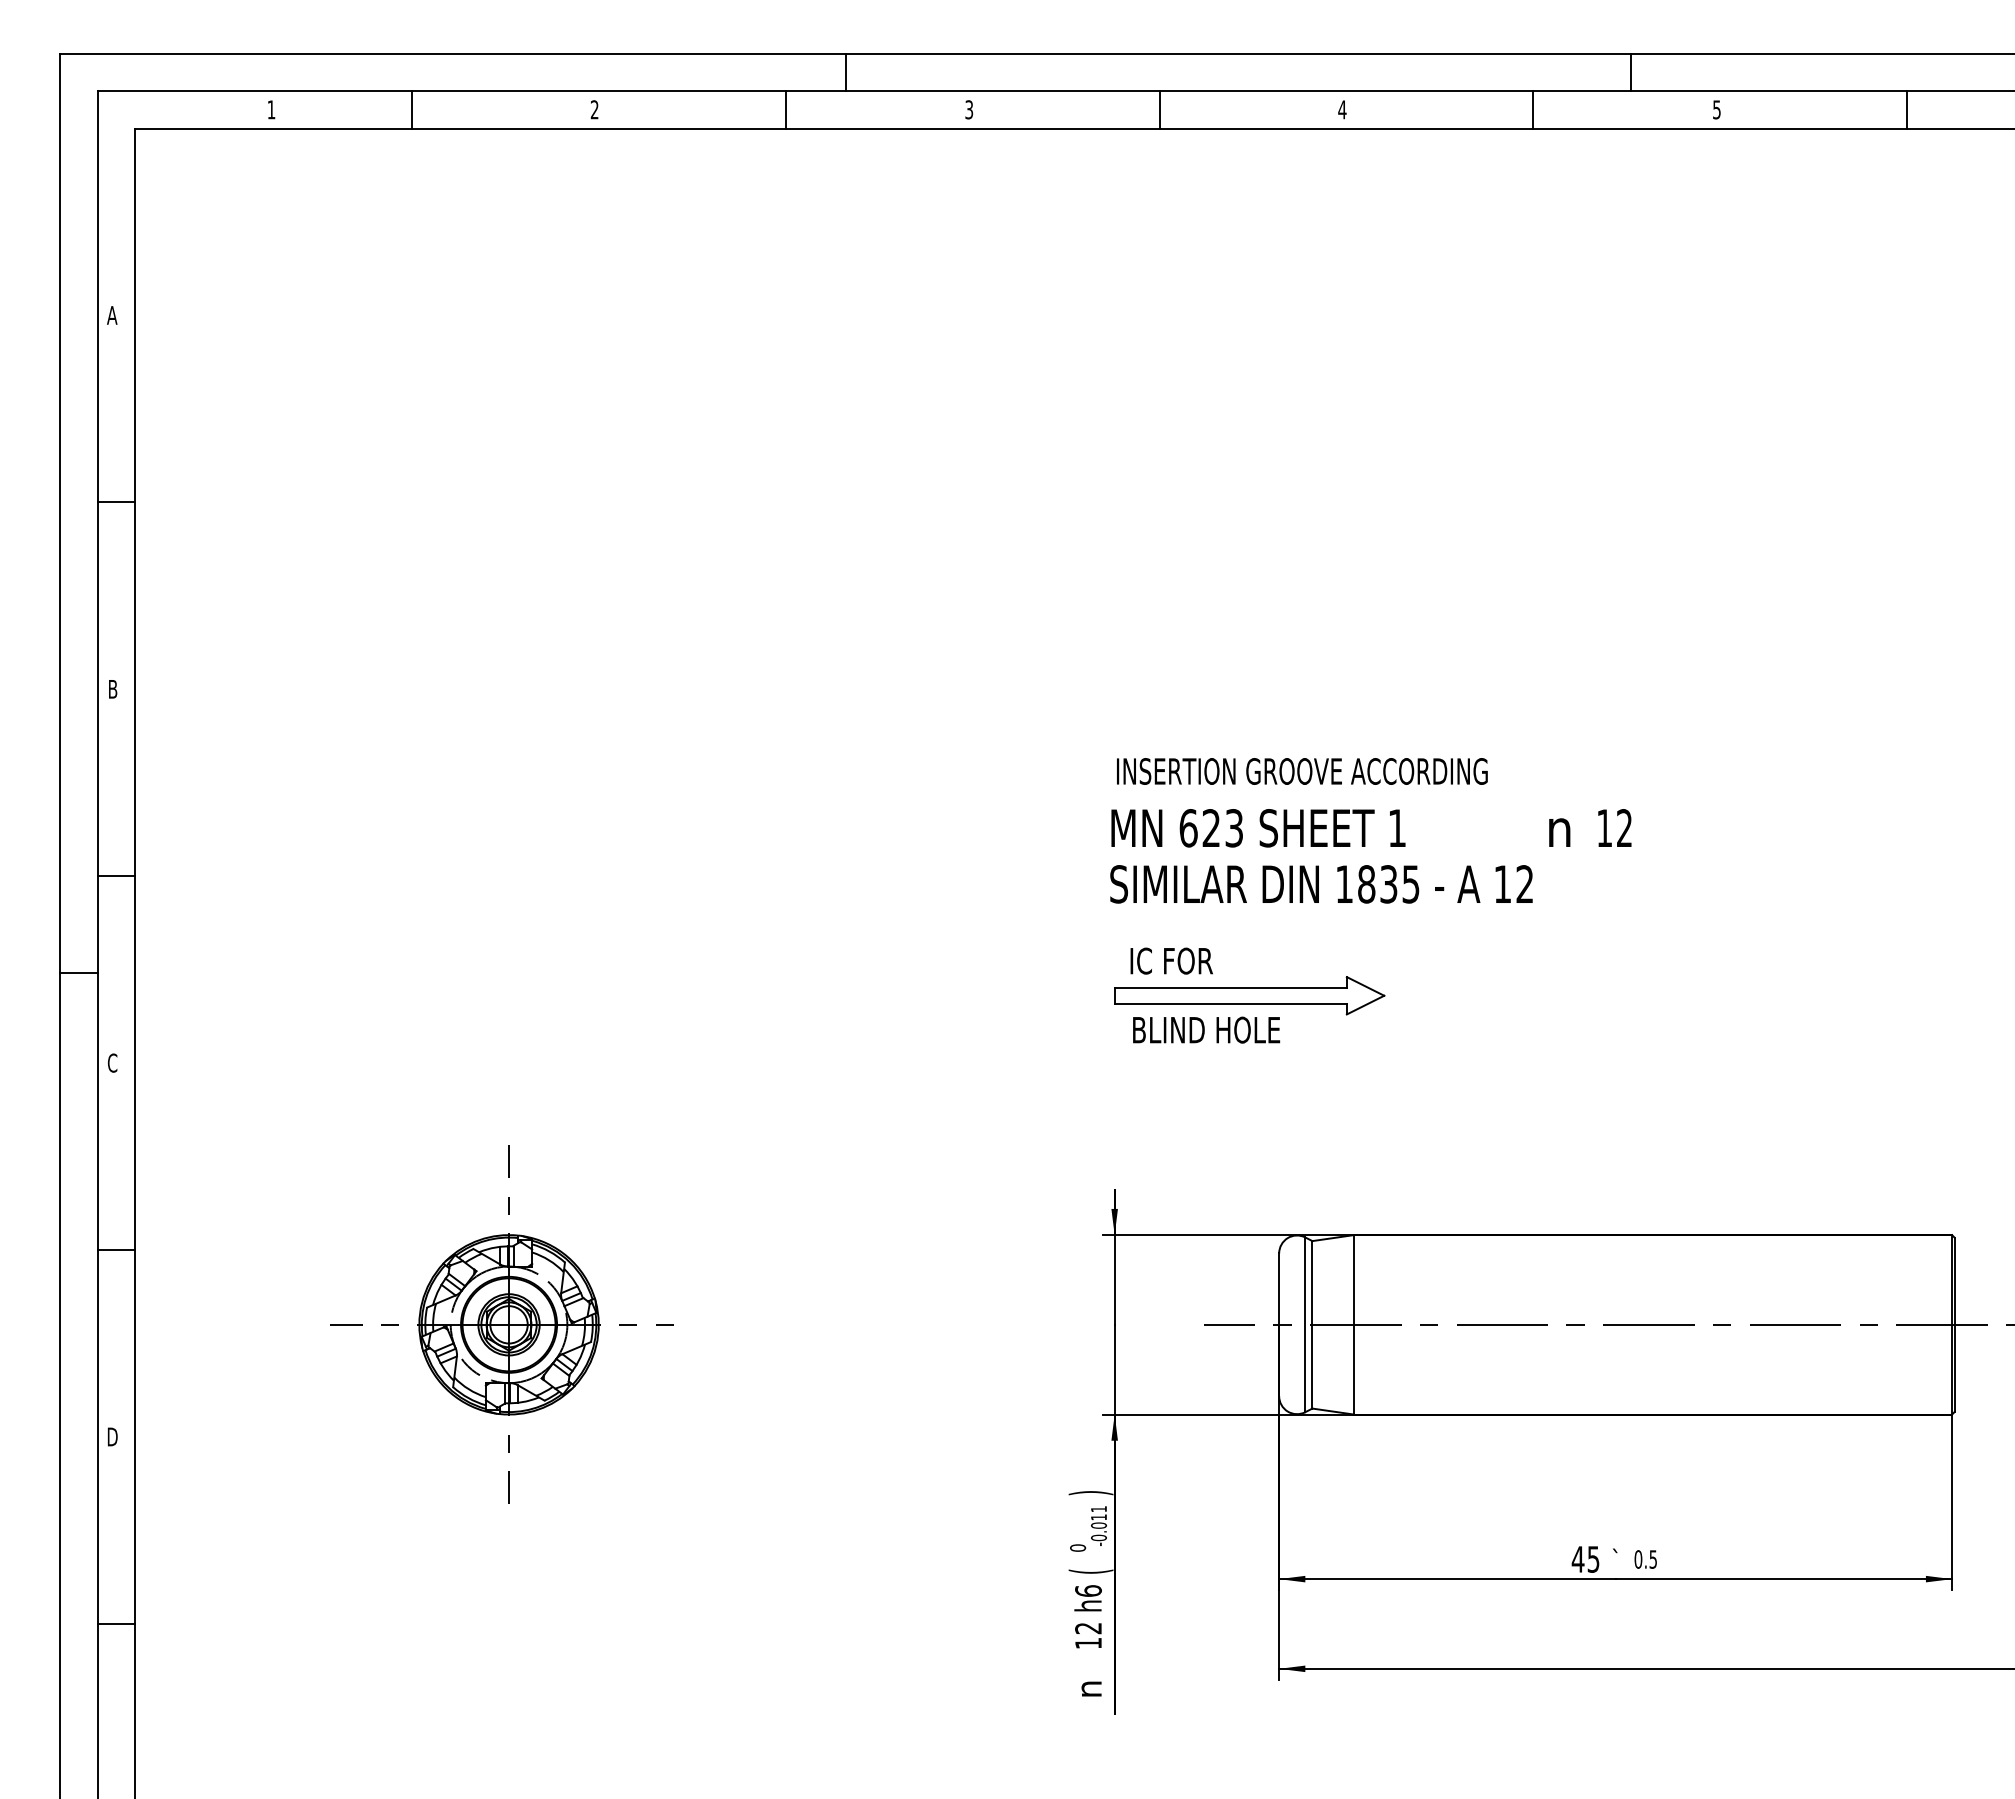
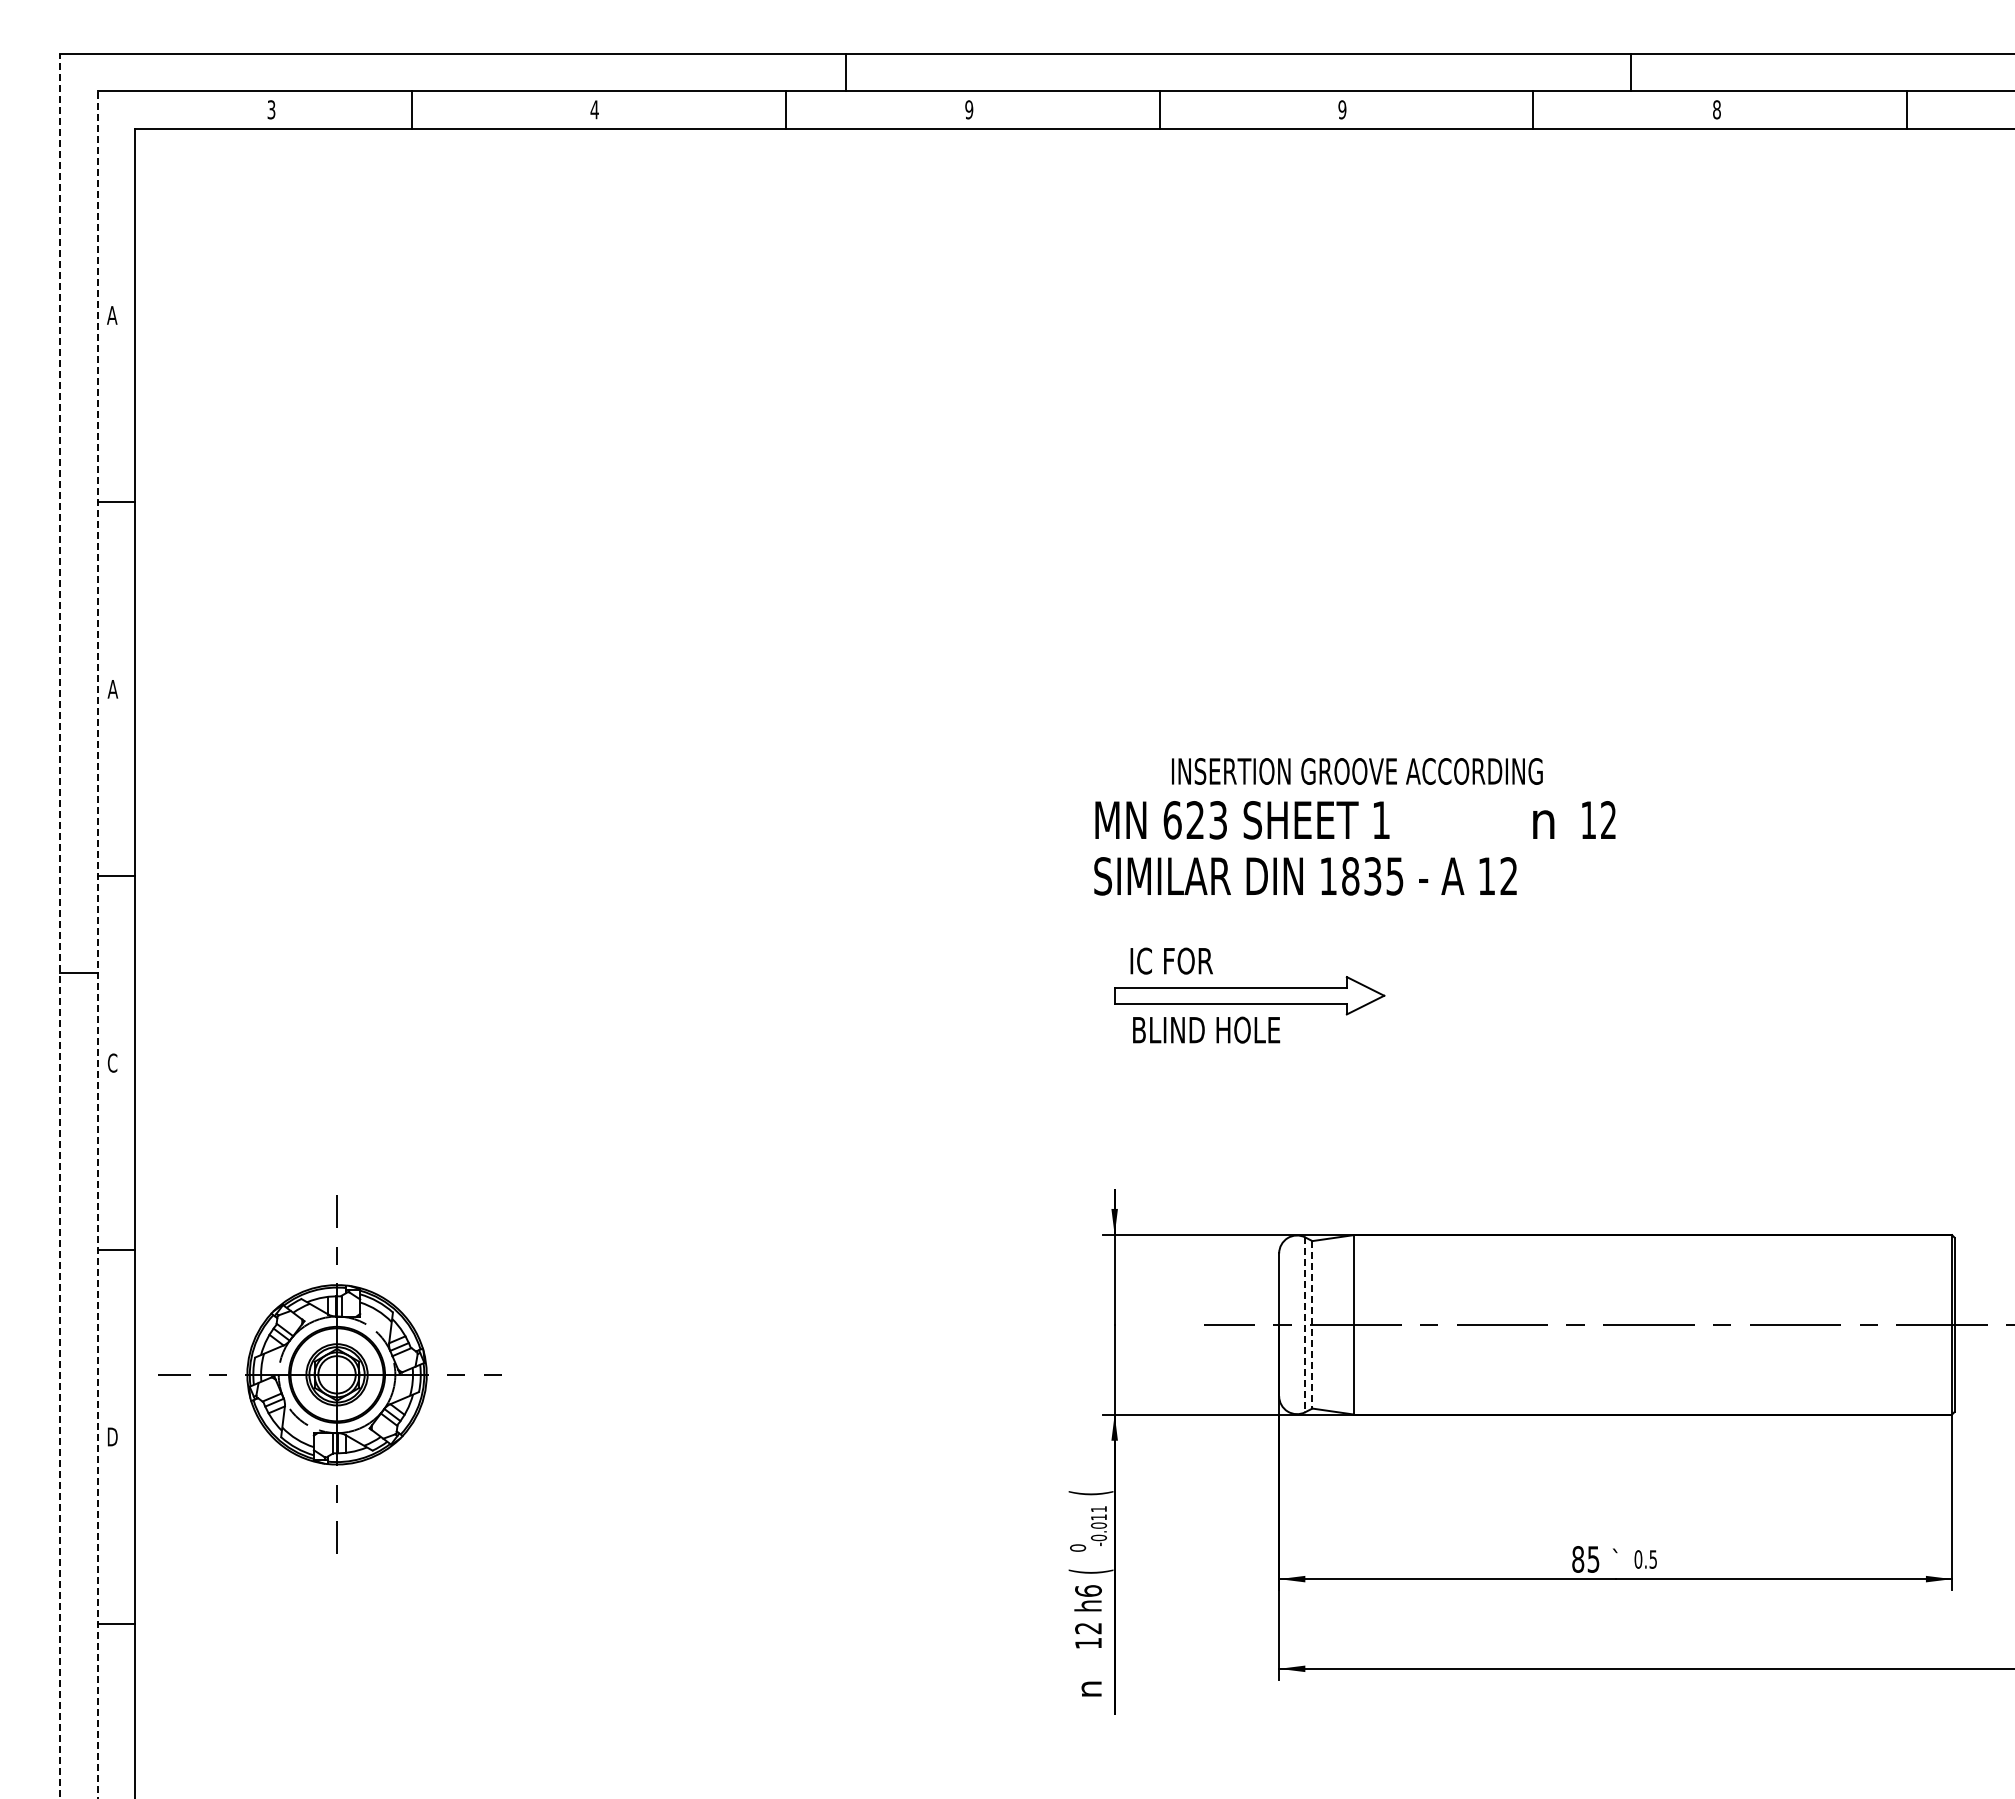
text: 1 -> 3 (271, 109)
text: 2 -> 4 (594, 109)
text: 3 -> 9 (969, 109)
text: 4 -> 9 (1342, 109)
text: 5 -> 8 (1716, 109)
text: B -> A (112, 689)
text position: (1302, 771) -> (1357, 771) (1357, 771)
text position: (1370, 856) -> (1354, 848) (1354, 848)
line: solid -> dashed (60, 925)
line: solid -> dashed (97, 945)
part position: (501, 1324) -> (329, 1374) (329, 1374)
line: solid -> dashed (1312, 1324)
line: solid -> dashed (1305, 1325)
text: ) -> ( (1090, 1493)
text: 45 -> 85 (1577, 1559)
